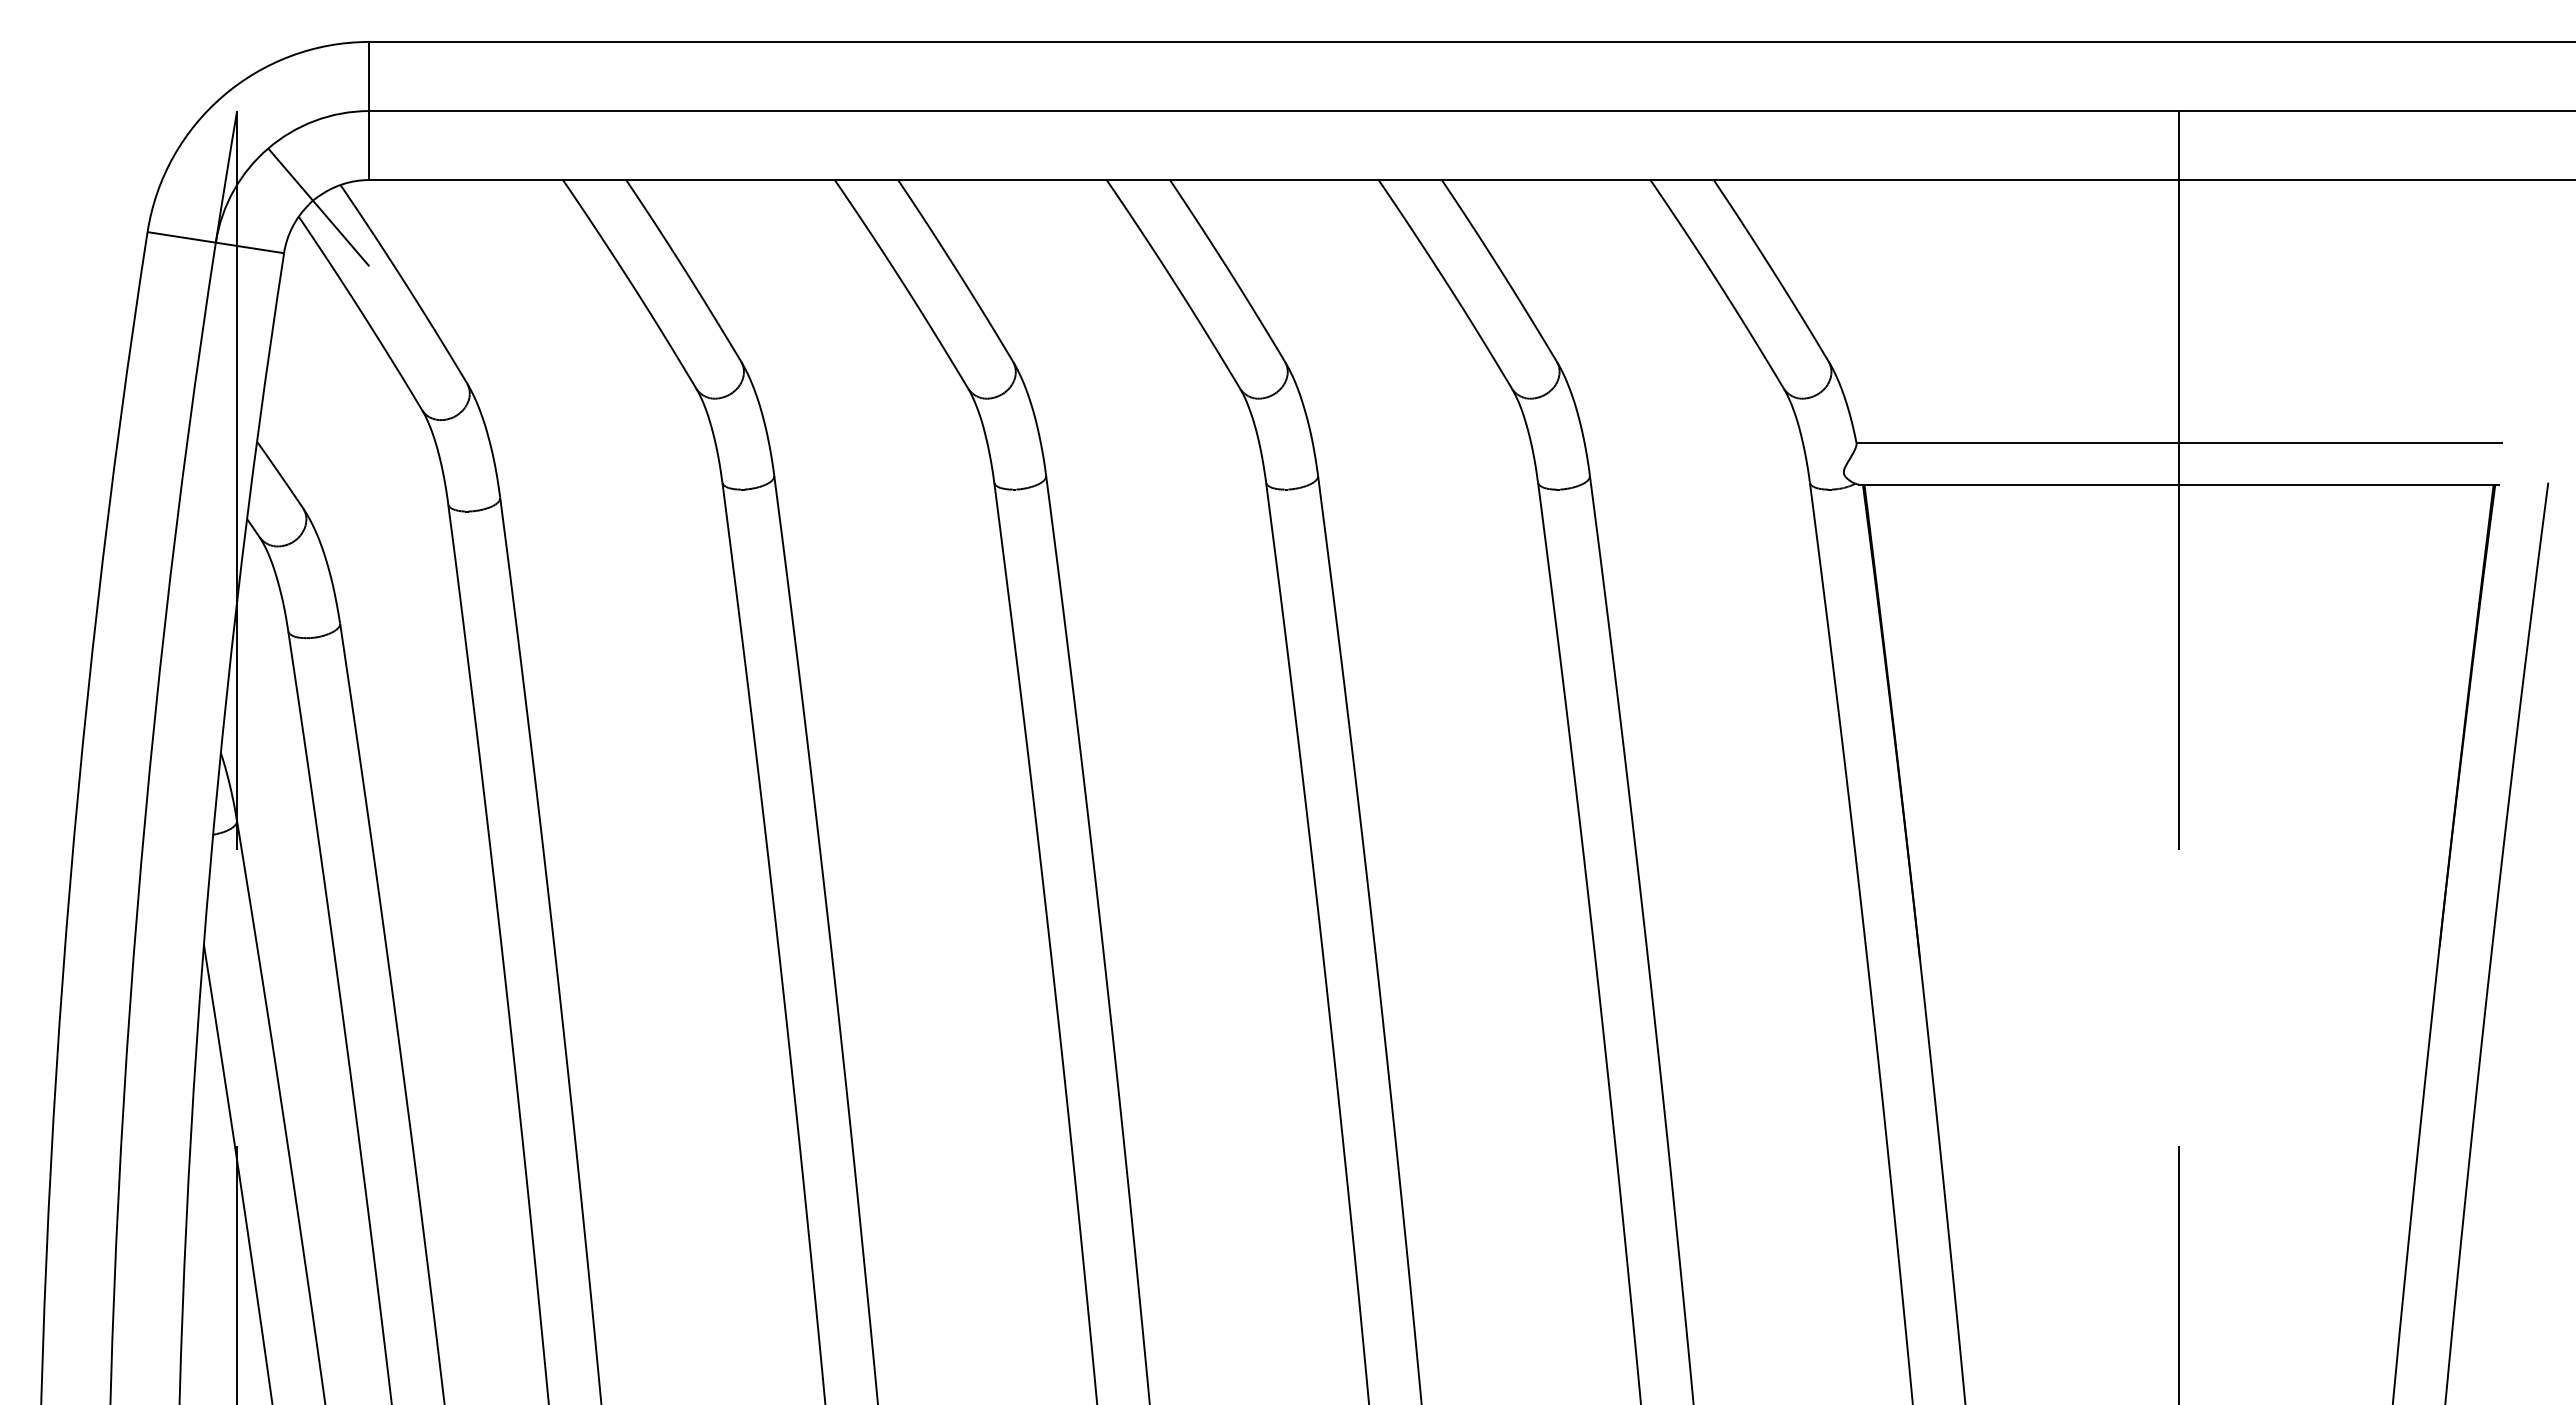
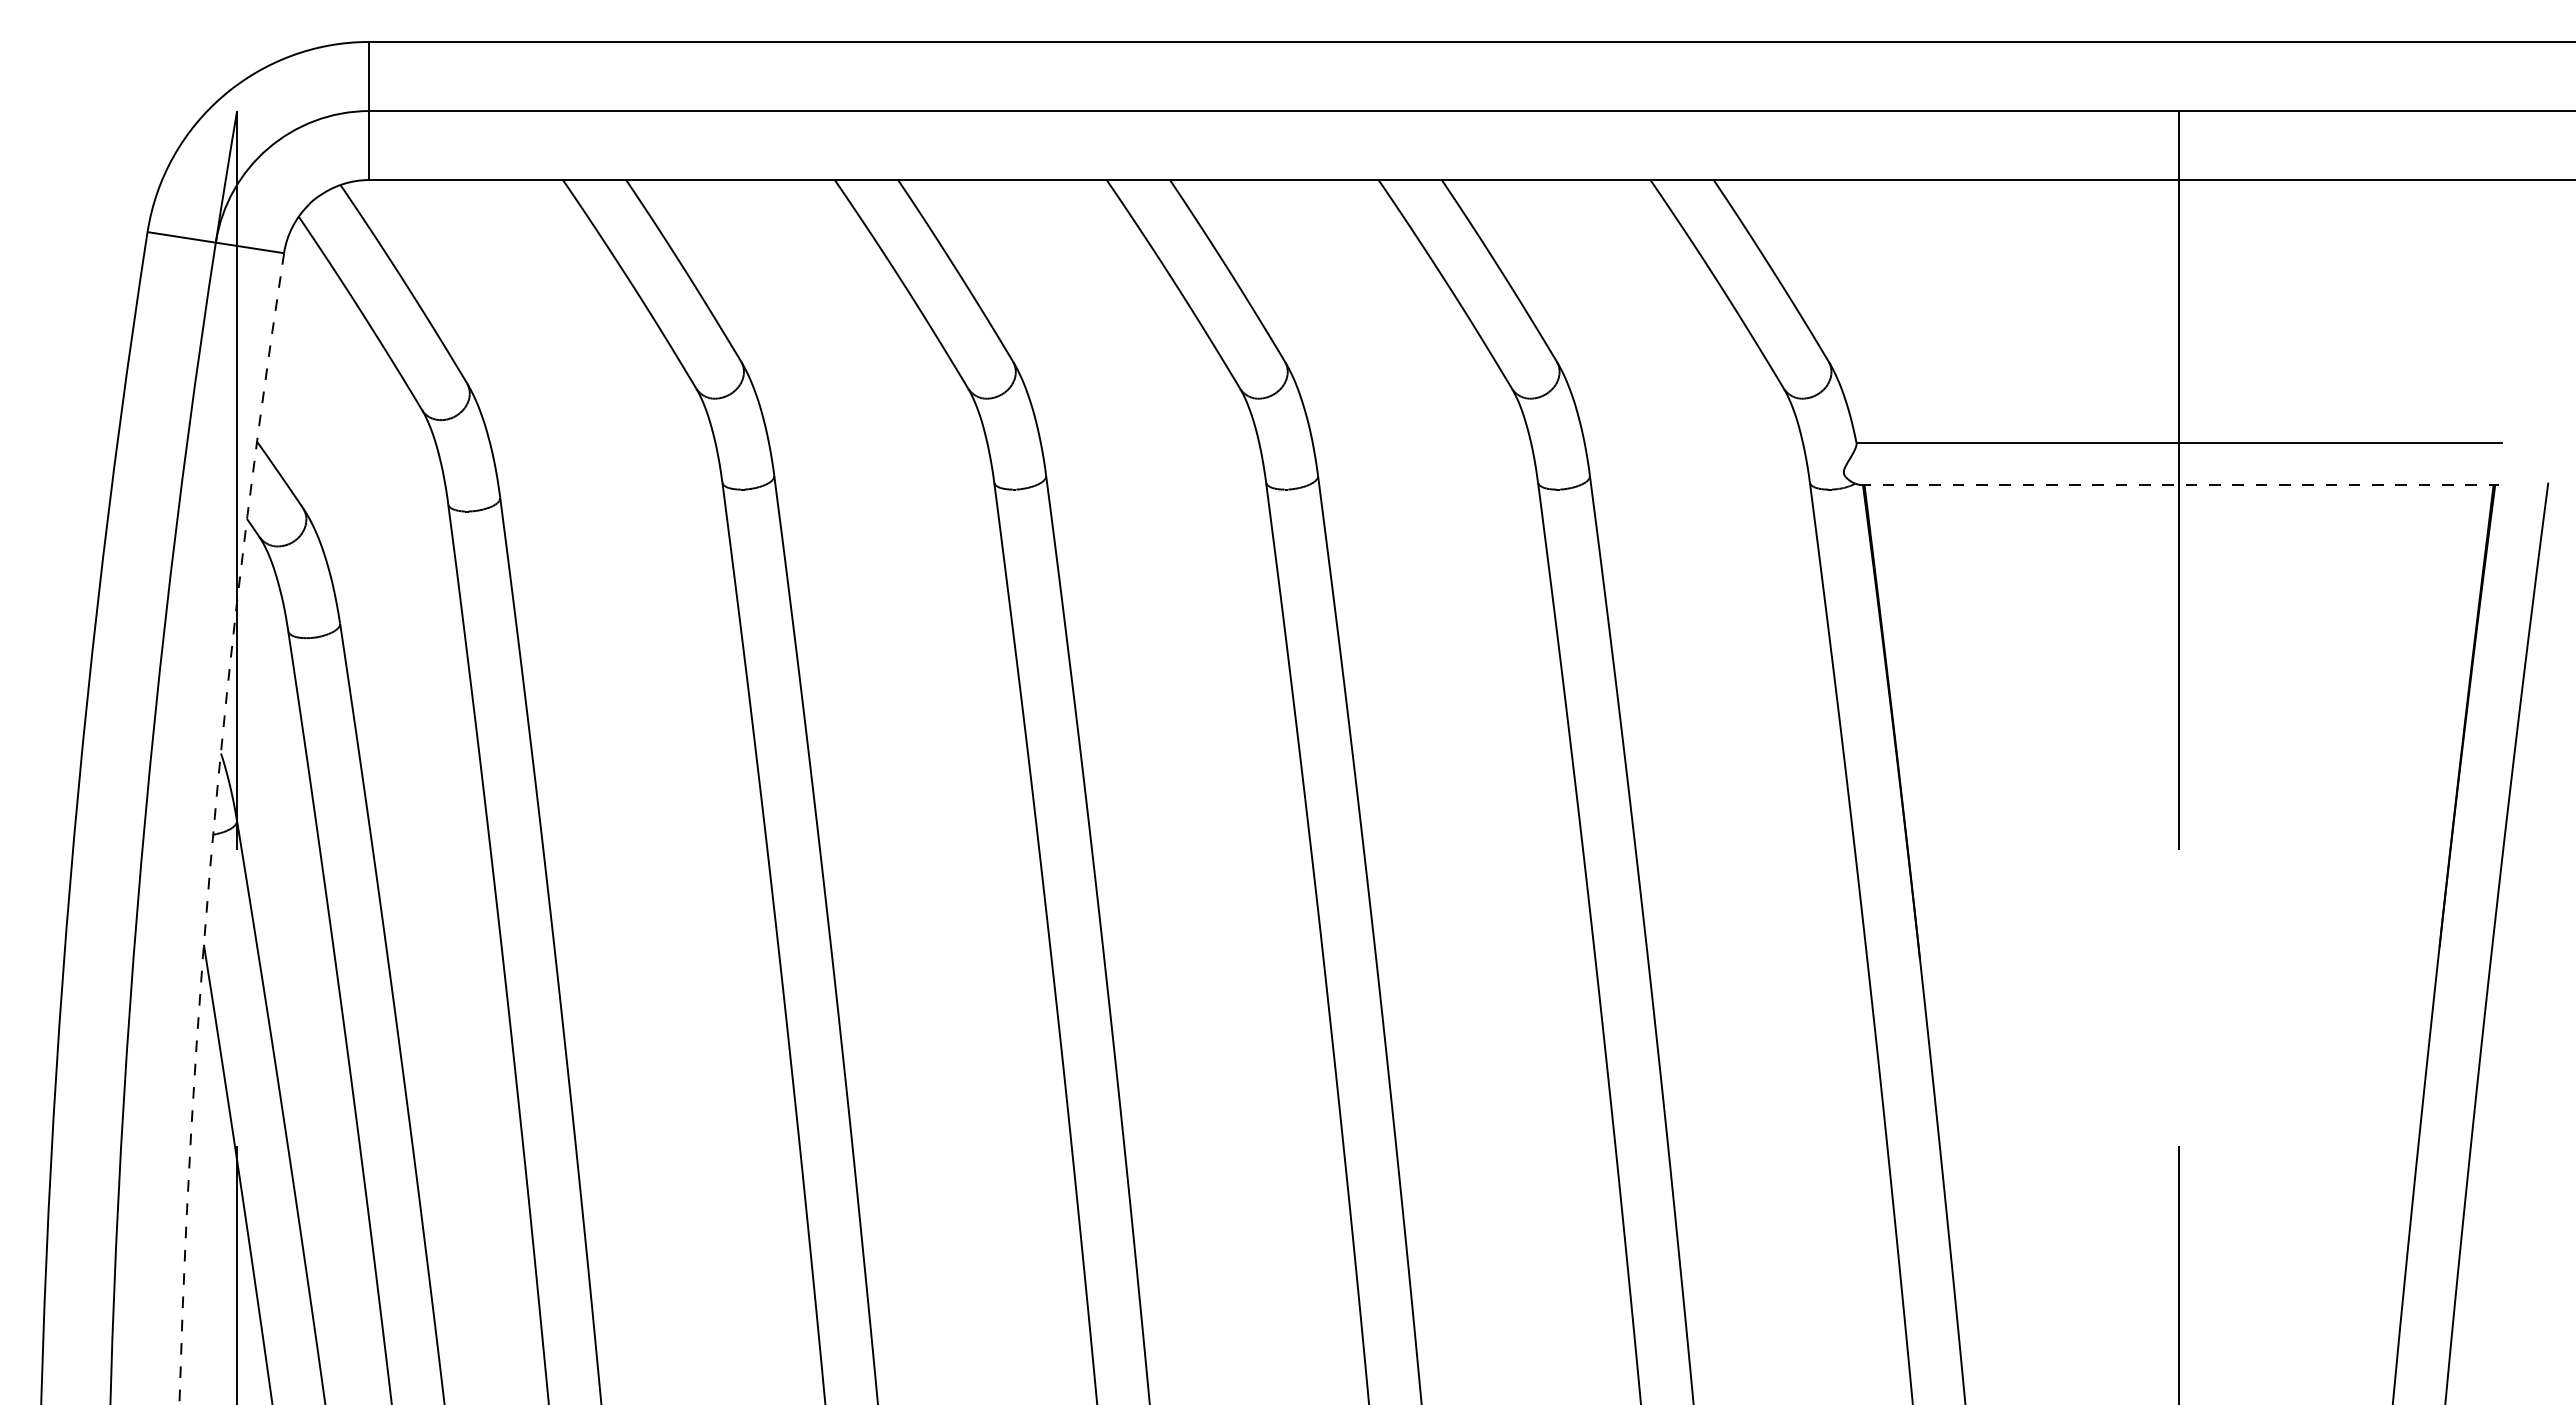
line: present -> none (318, 207)
line: solid -> dashed (2179, 484)
arc: solid -> dashed (213, 827)
